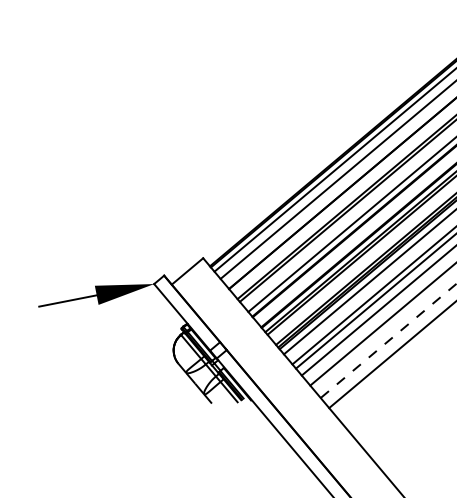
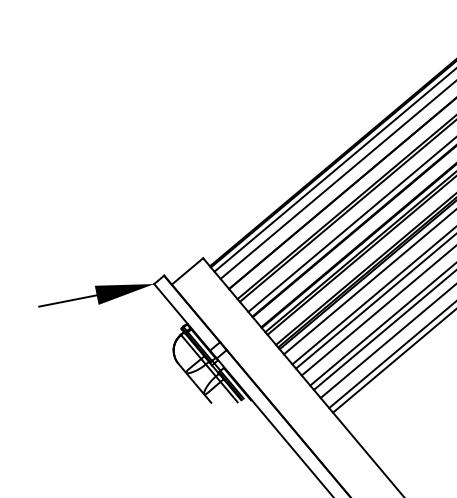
line: none -> present (383, 330)
line: dashed -> solid (388, 340)
line: none -> present (393, 361)
